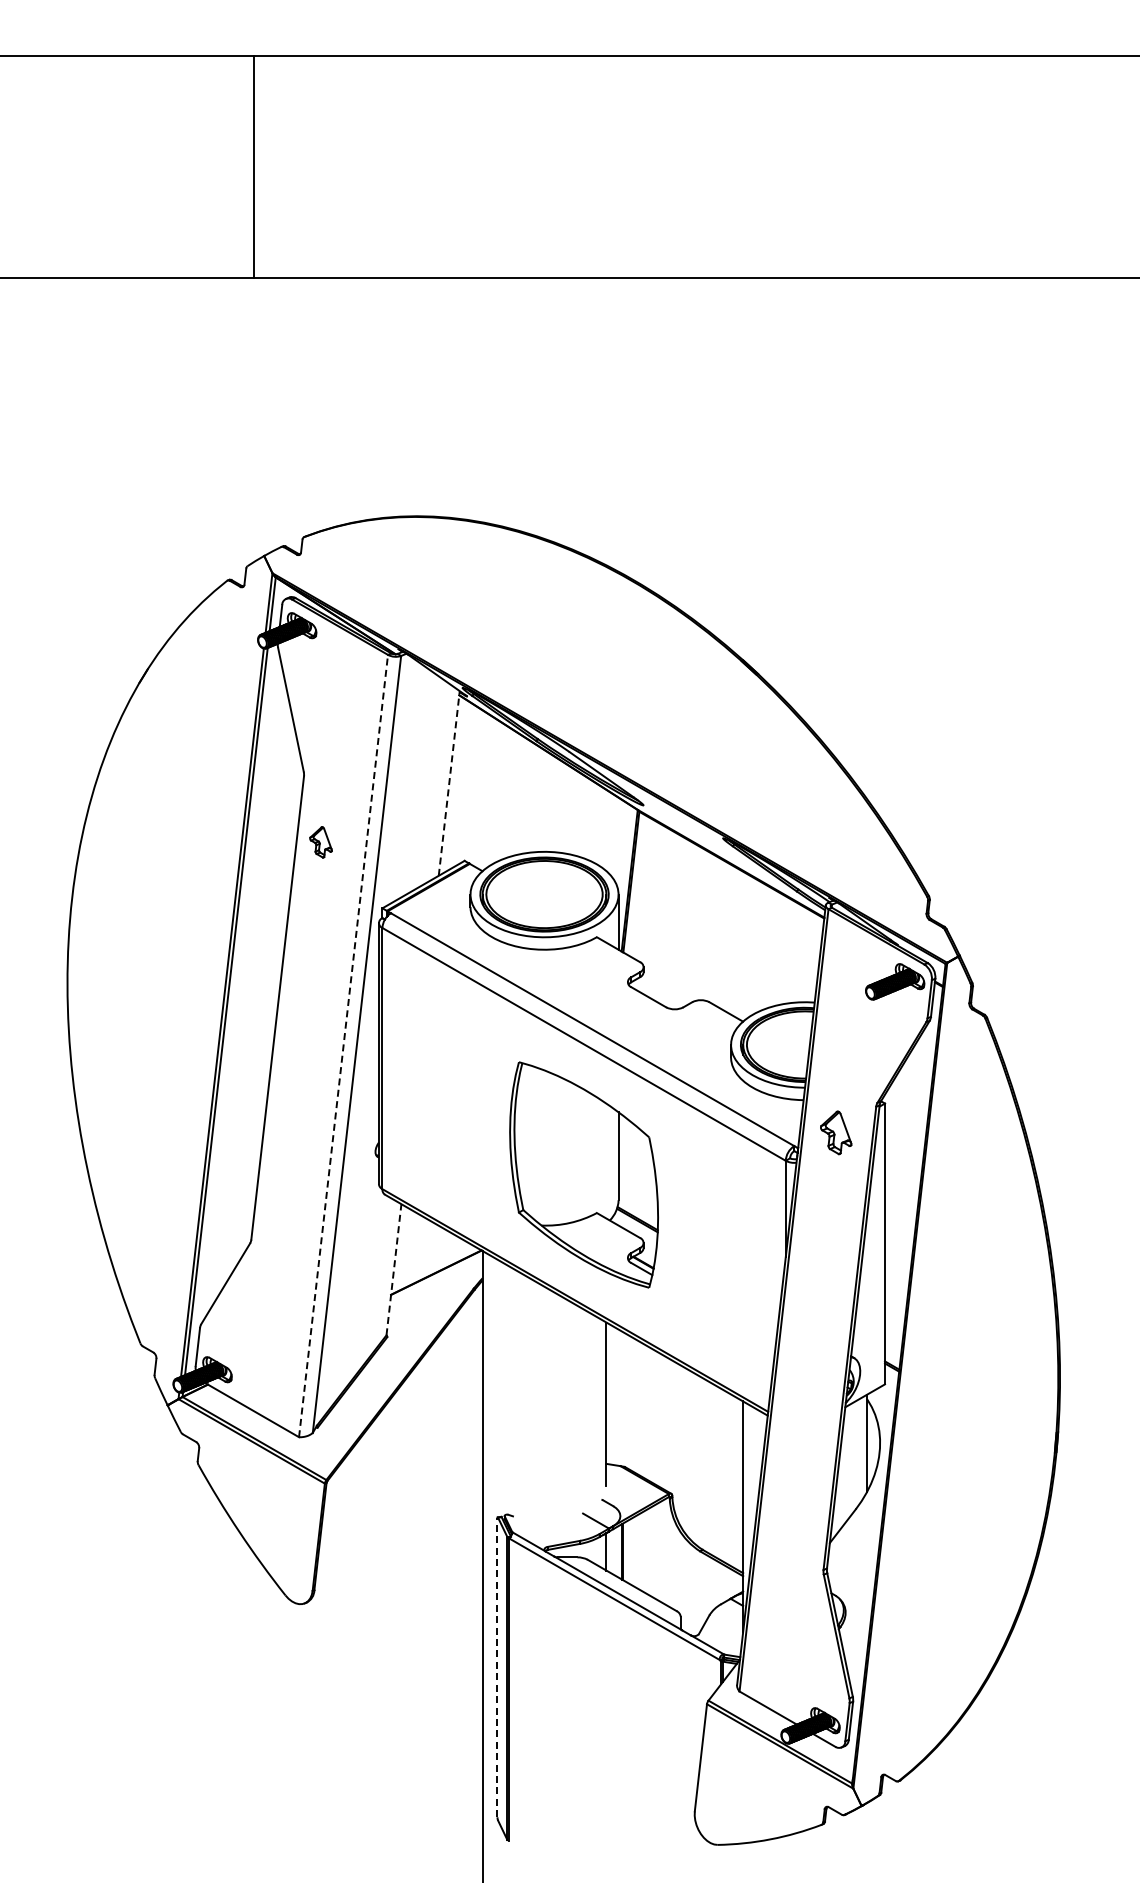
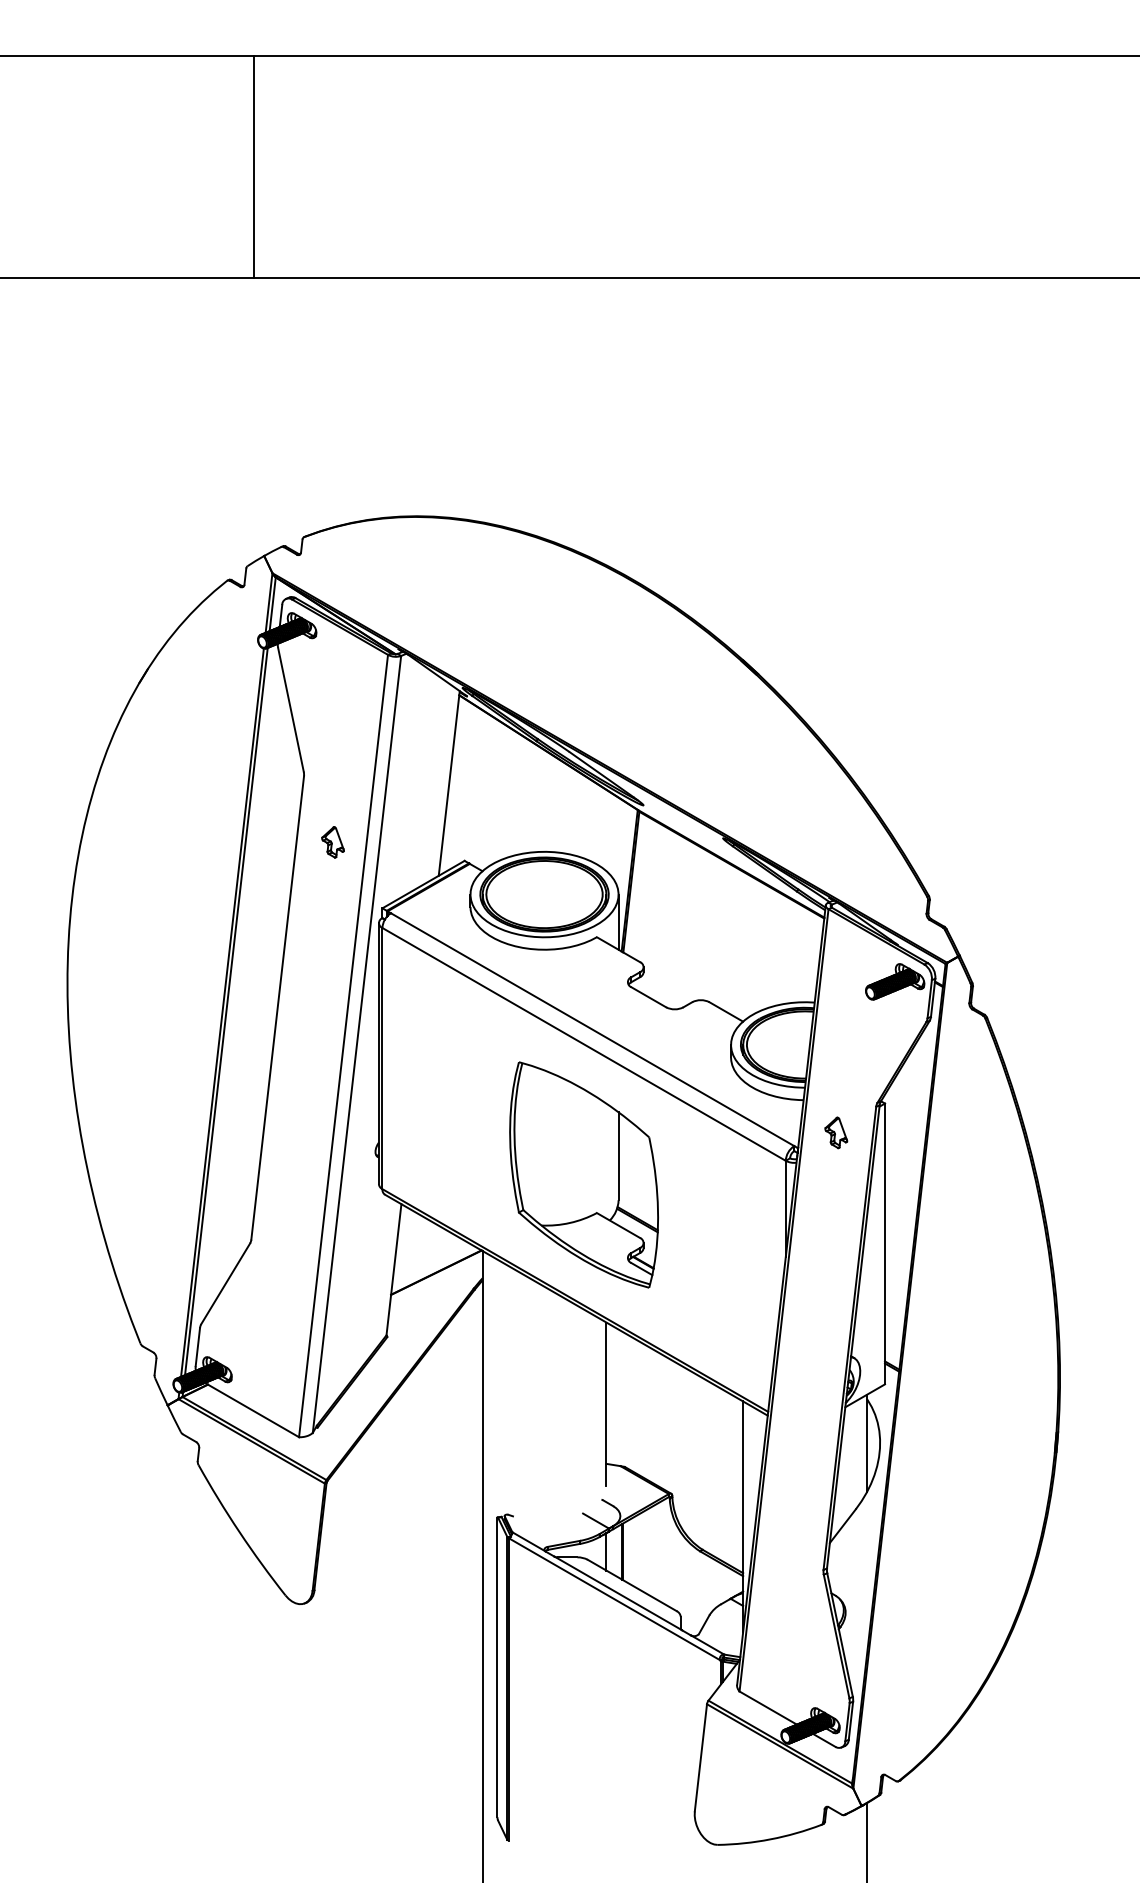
line: dashed -> solid (449, 783)
part position: (320, 842) -> (332, 842) (332, 842)
line: dashed -> solid (343, 1046)
part size: 33x46 px -> 25x34 px (836, 1132)
line: dashed -> solid (393, 1269)
line: dashed -> solid (497, 1667)
line: none -> present (867, 1841)
